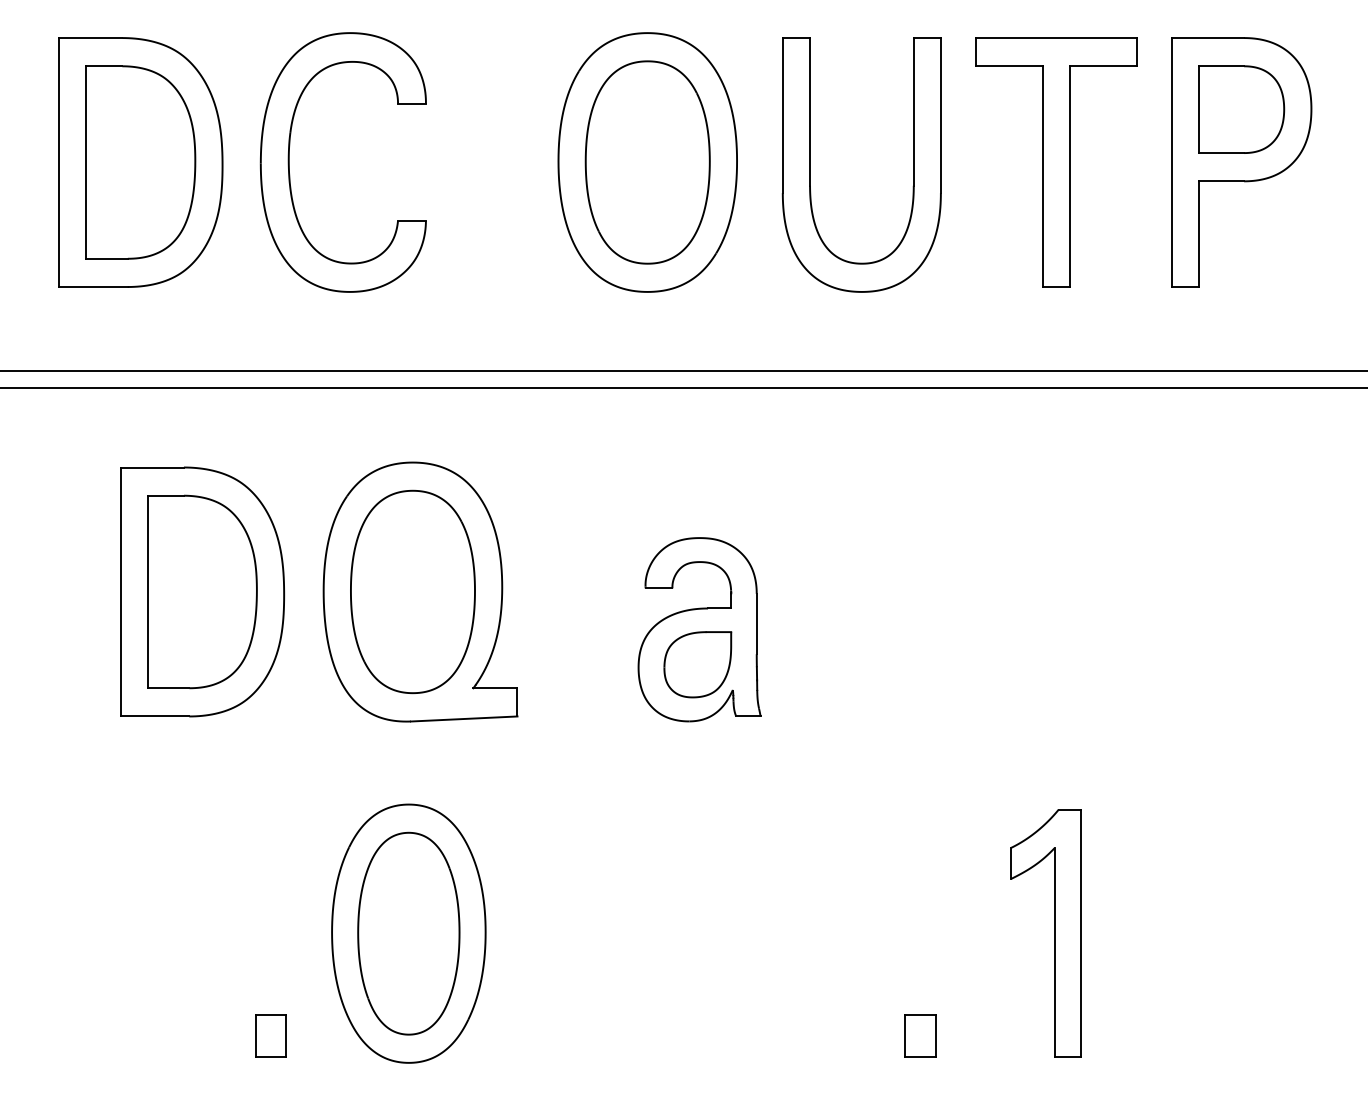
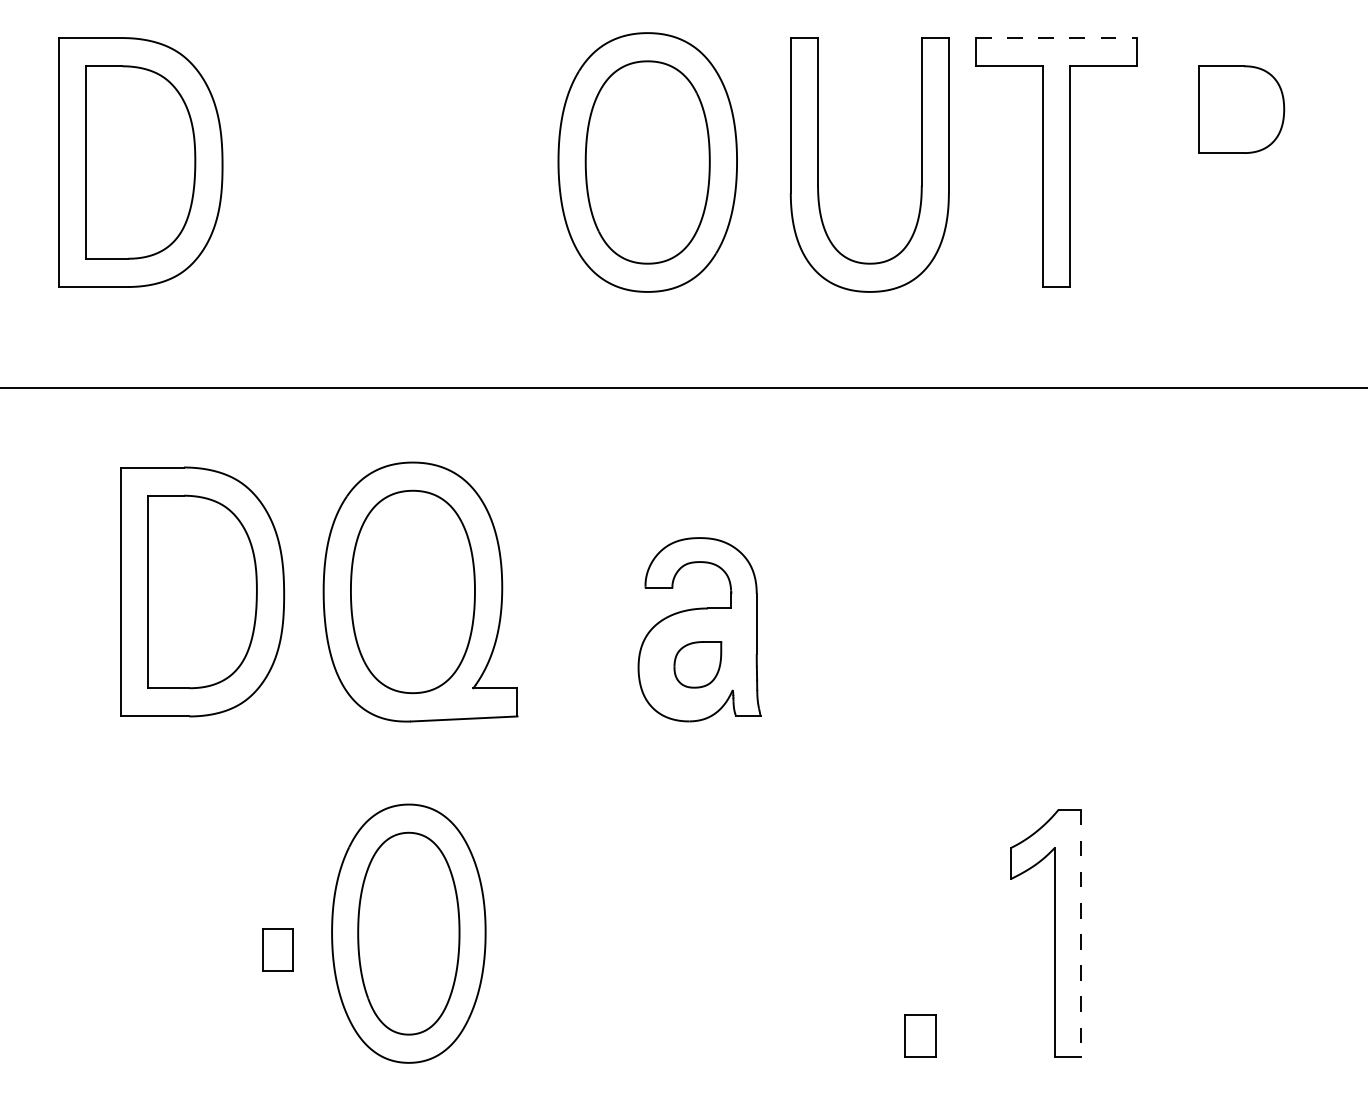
line: solid -> dashed (1056, 38)
part: present -> none (289, 162)
part: present -> none (1241, 162)
part position: (810, 164) -> (818, 164) (818, 164)
line: present -> none (683, 371)
part size: 70x68 px -> 50x48 px (697, 664)
line: solid -> dashed (1081, 933)
part position: (270, 1035) -> (277, 949) (277, 949)
